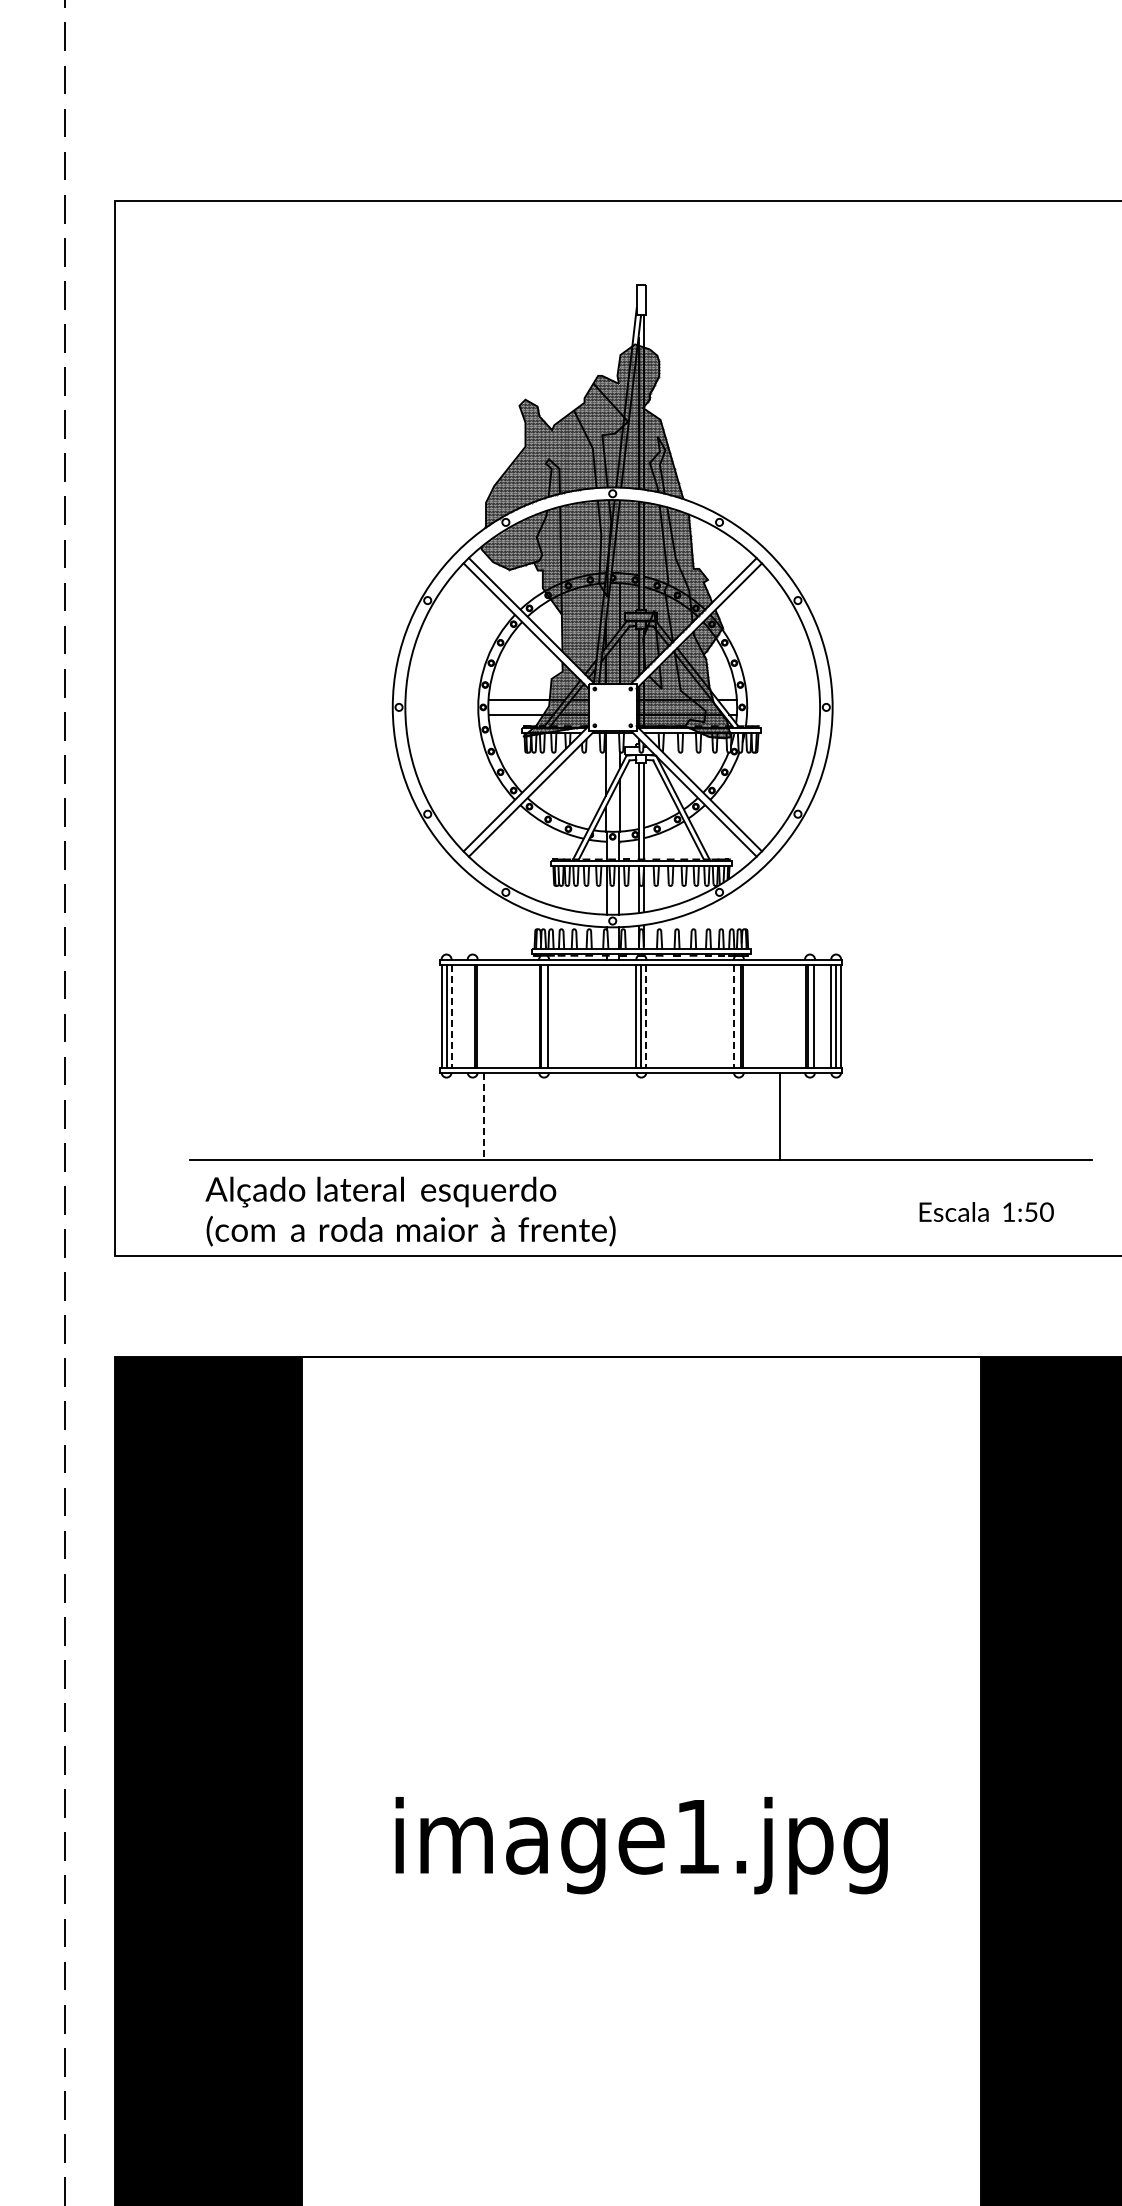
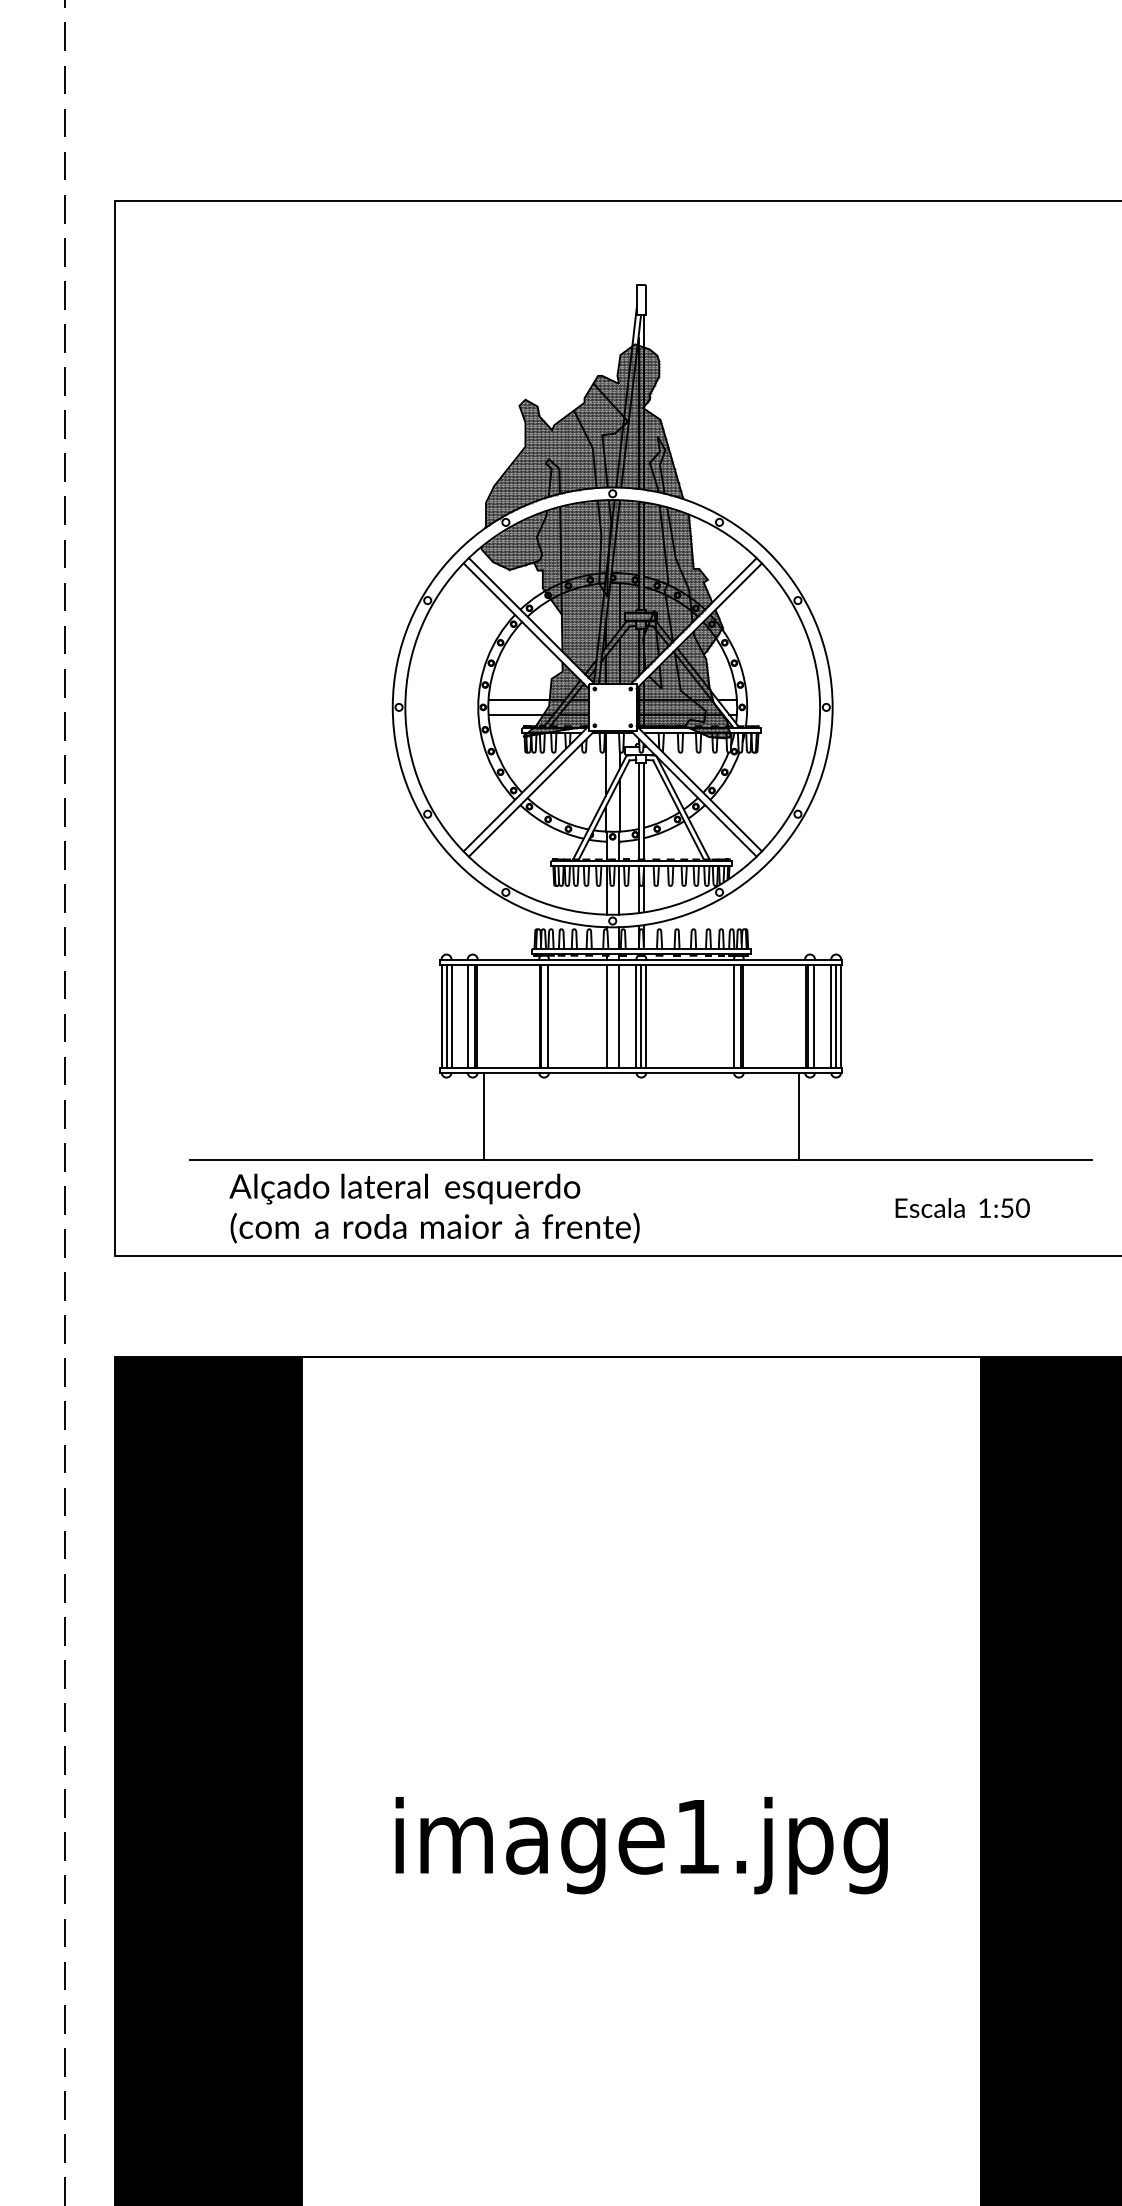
line: none -> present (468, 1015)
line: none -> present (606, 1015)
line: none -> present (618, 1015)
line: dashed -> solid (451, 1016)
line: dashed -> solid (646, 1016)
line: dashed -> solid (734, 1016)
line: dashed -> solid (483, 1116)
line position: (780, 1116) -> (799, 1116) (799, 1116)
text position: (410, 1211) -> (434, 1208) (434, 1208)
text position: (986, 1211) -> (962, 1207) (962, 1207)
